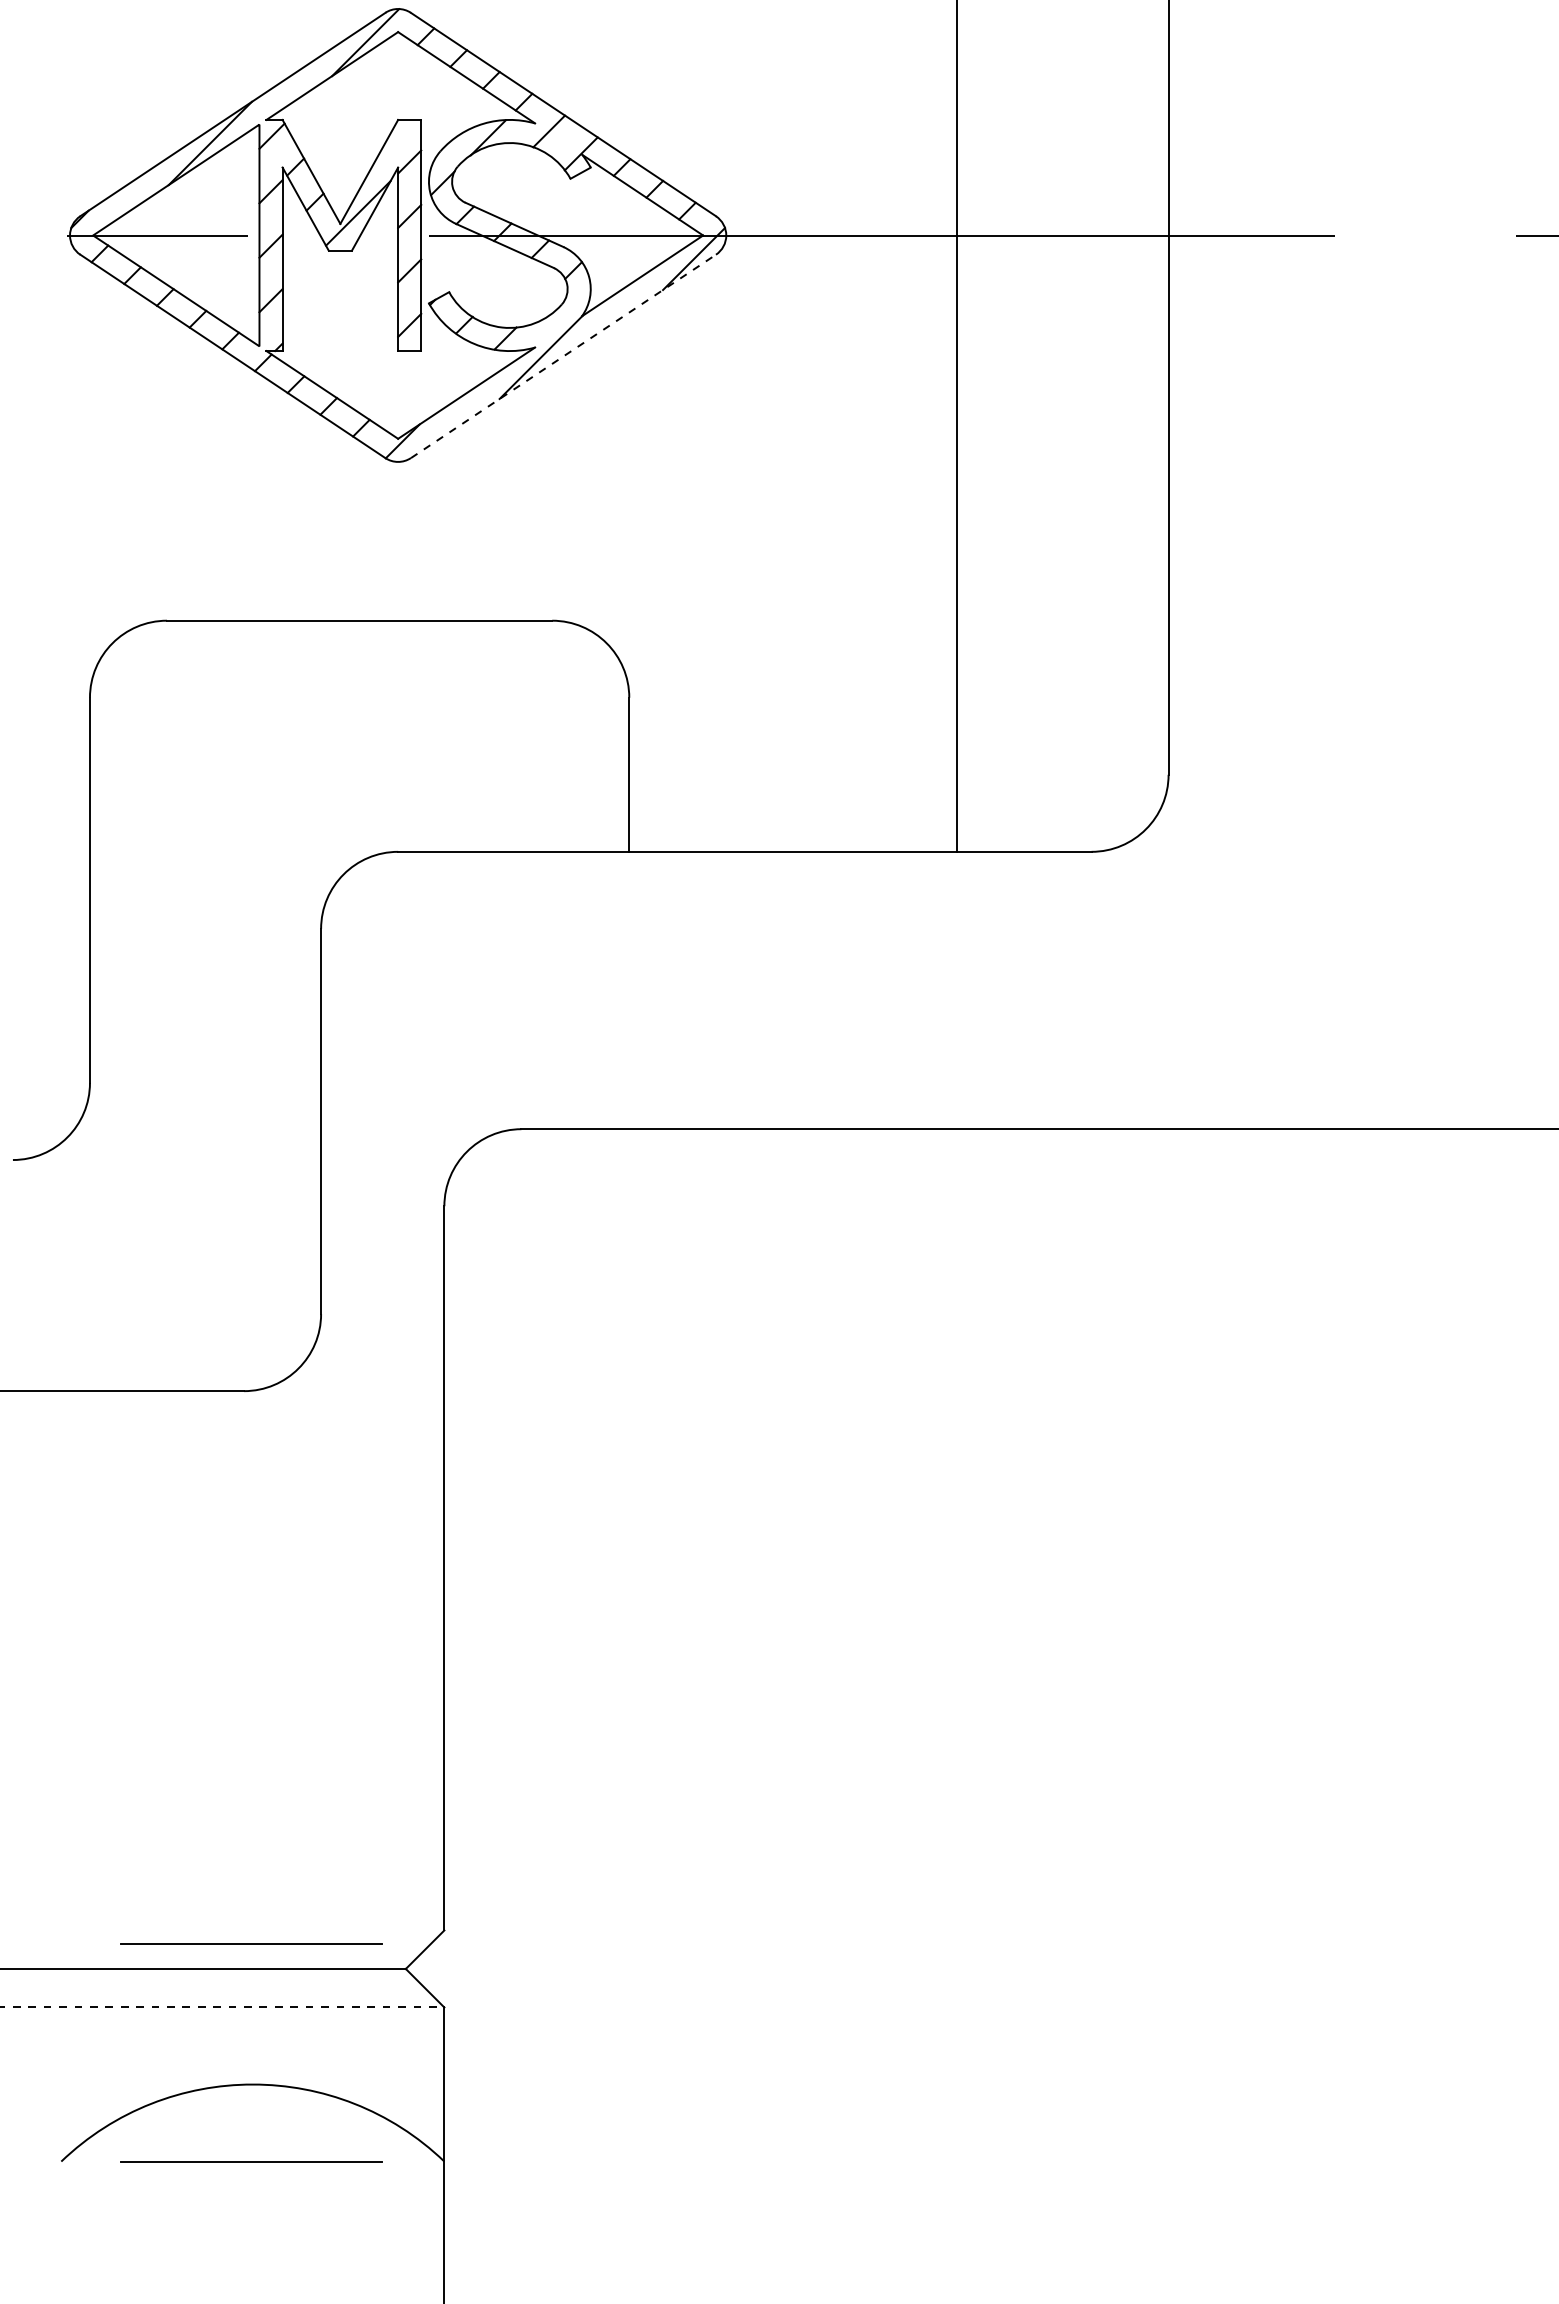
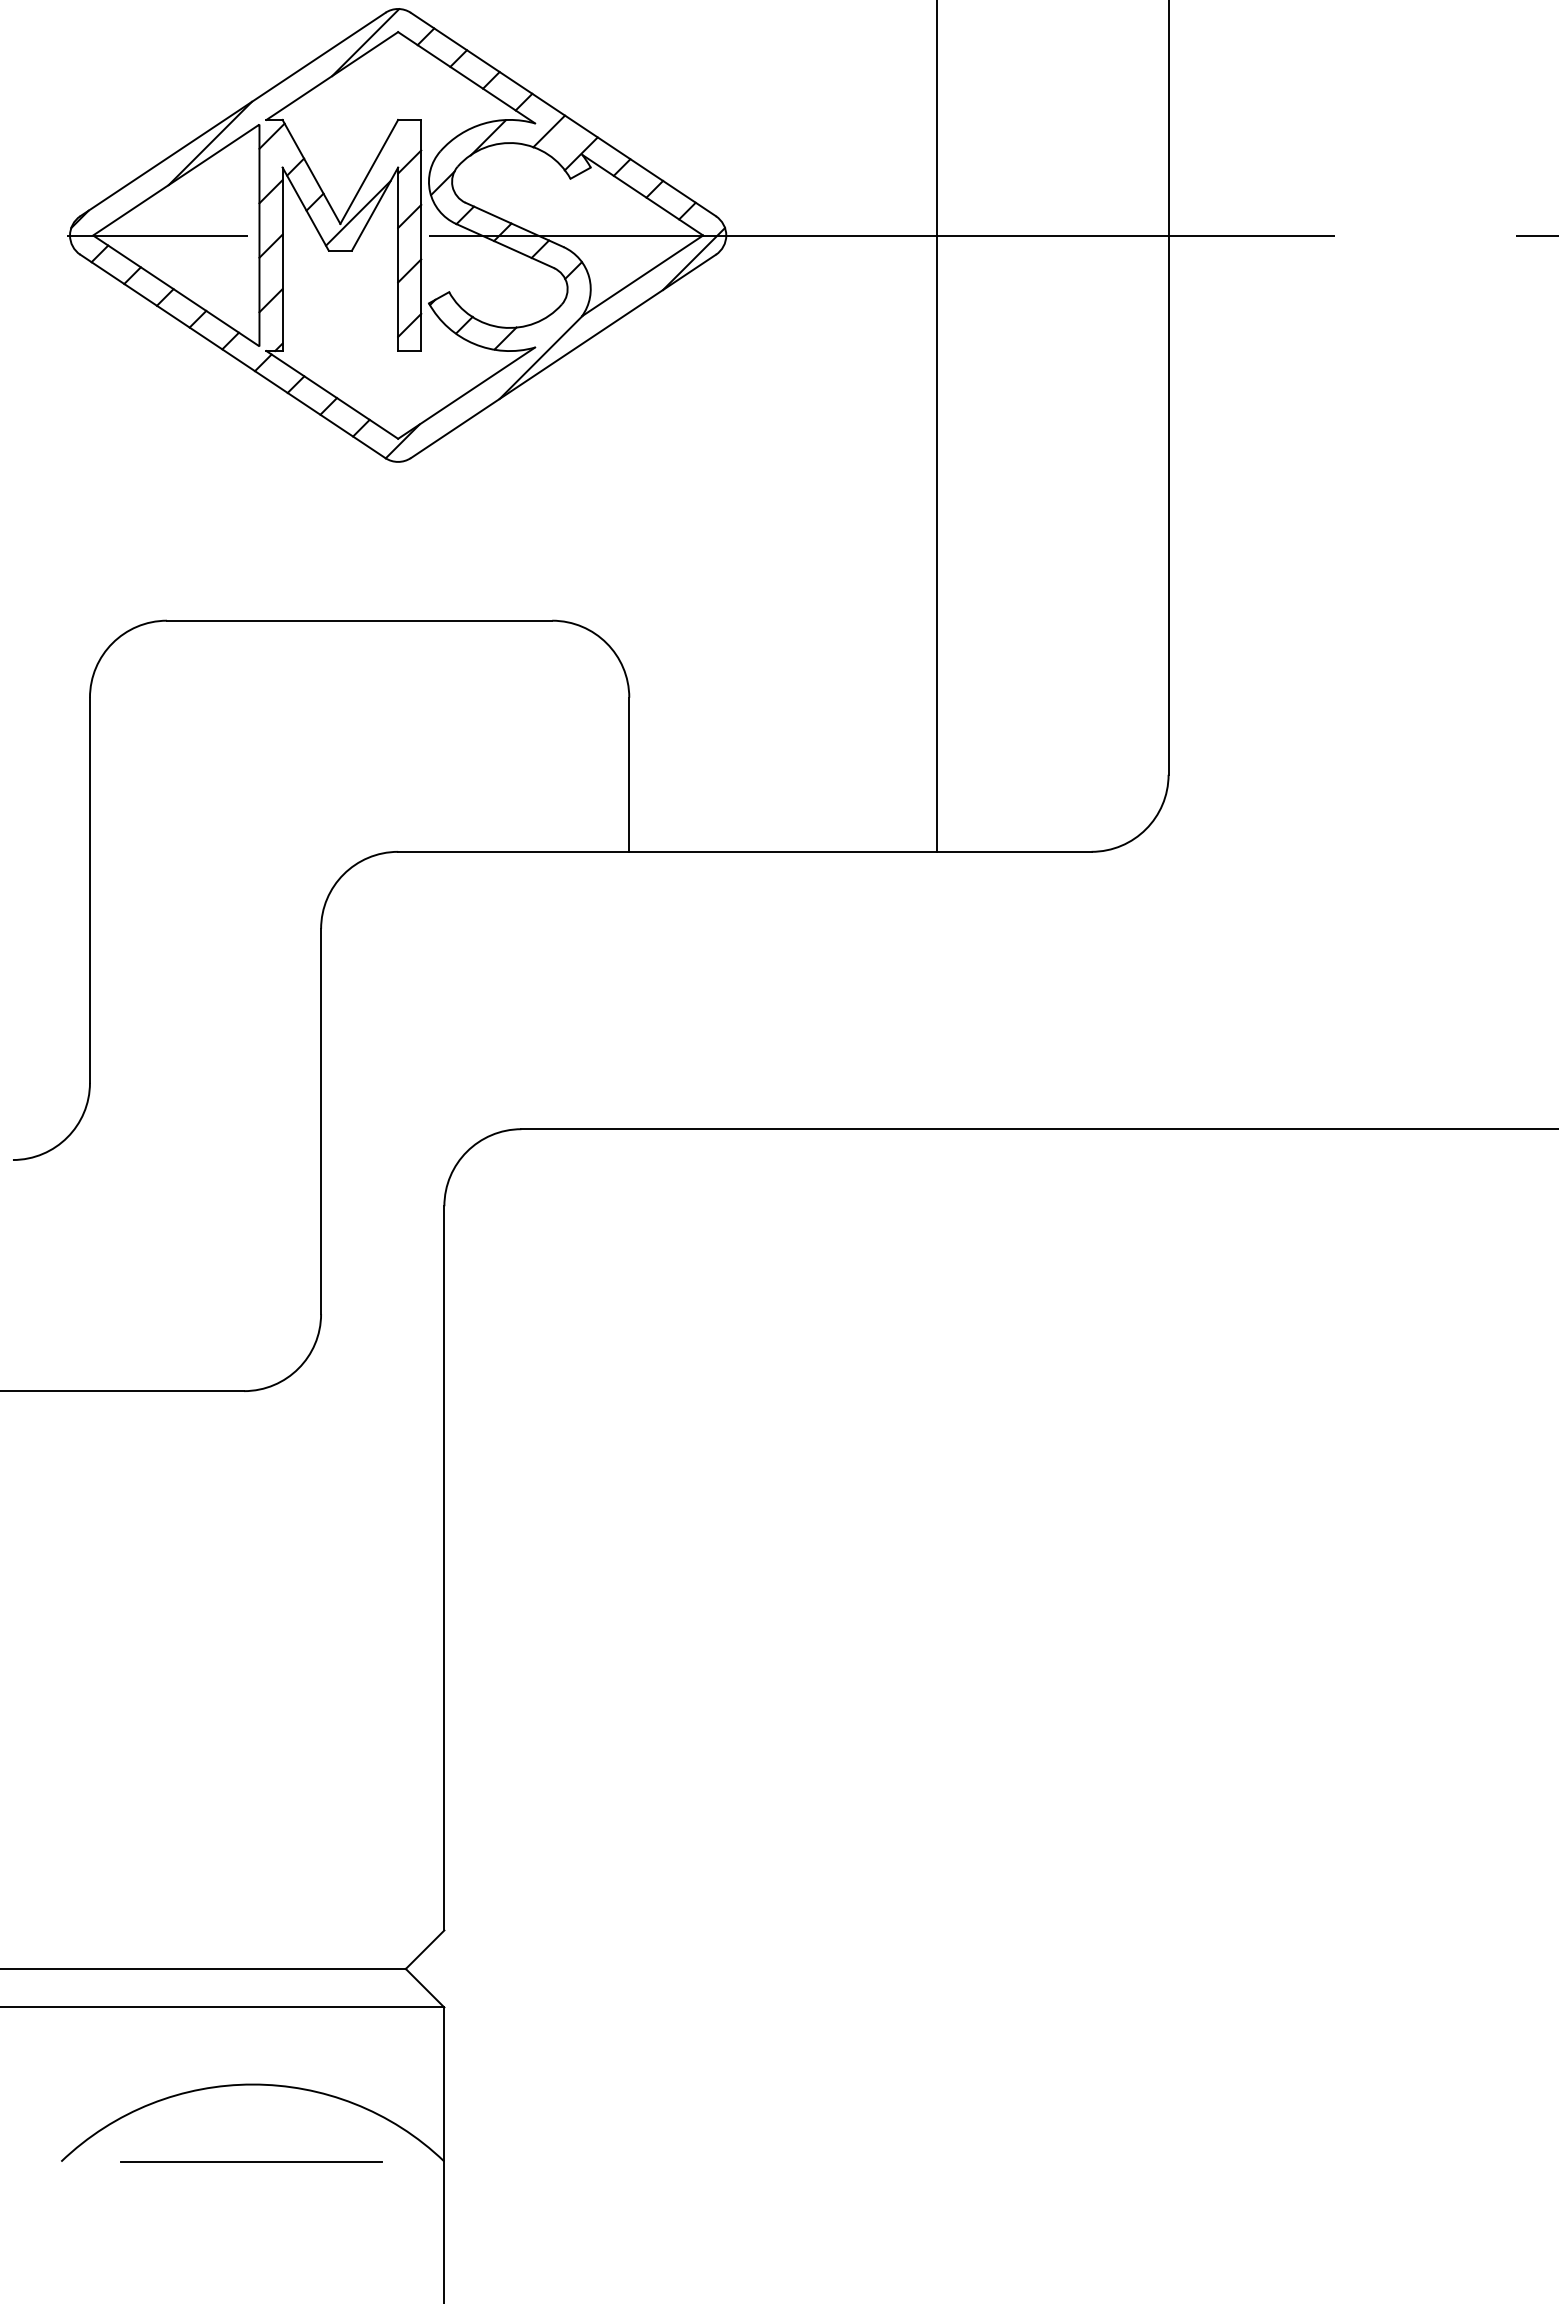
line: dashed -> solid (563, 356)
line position: (957, 426) -> (937, 426) (937, 426)
line: present -> none (251, 1943)
line: dashed -> solid (222, 2007)
